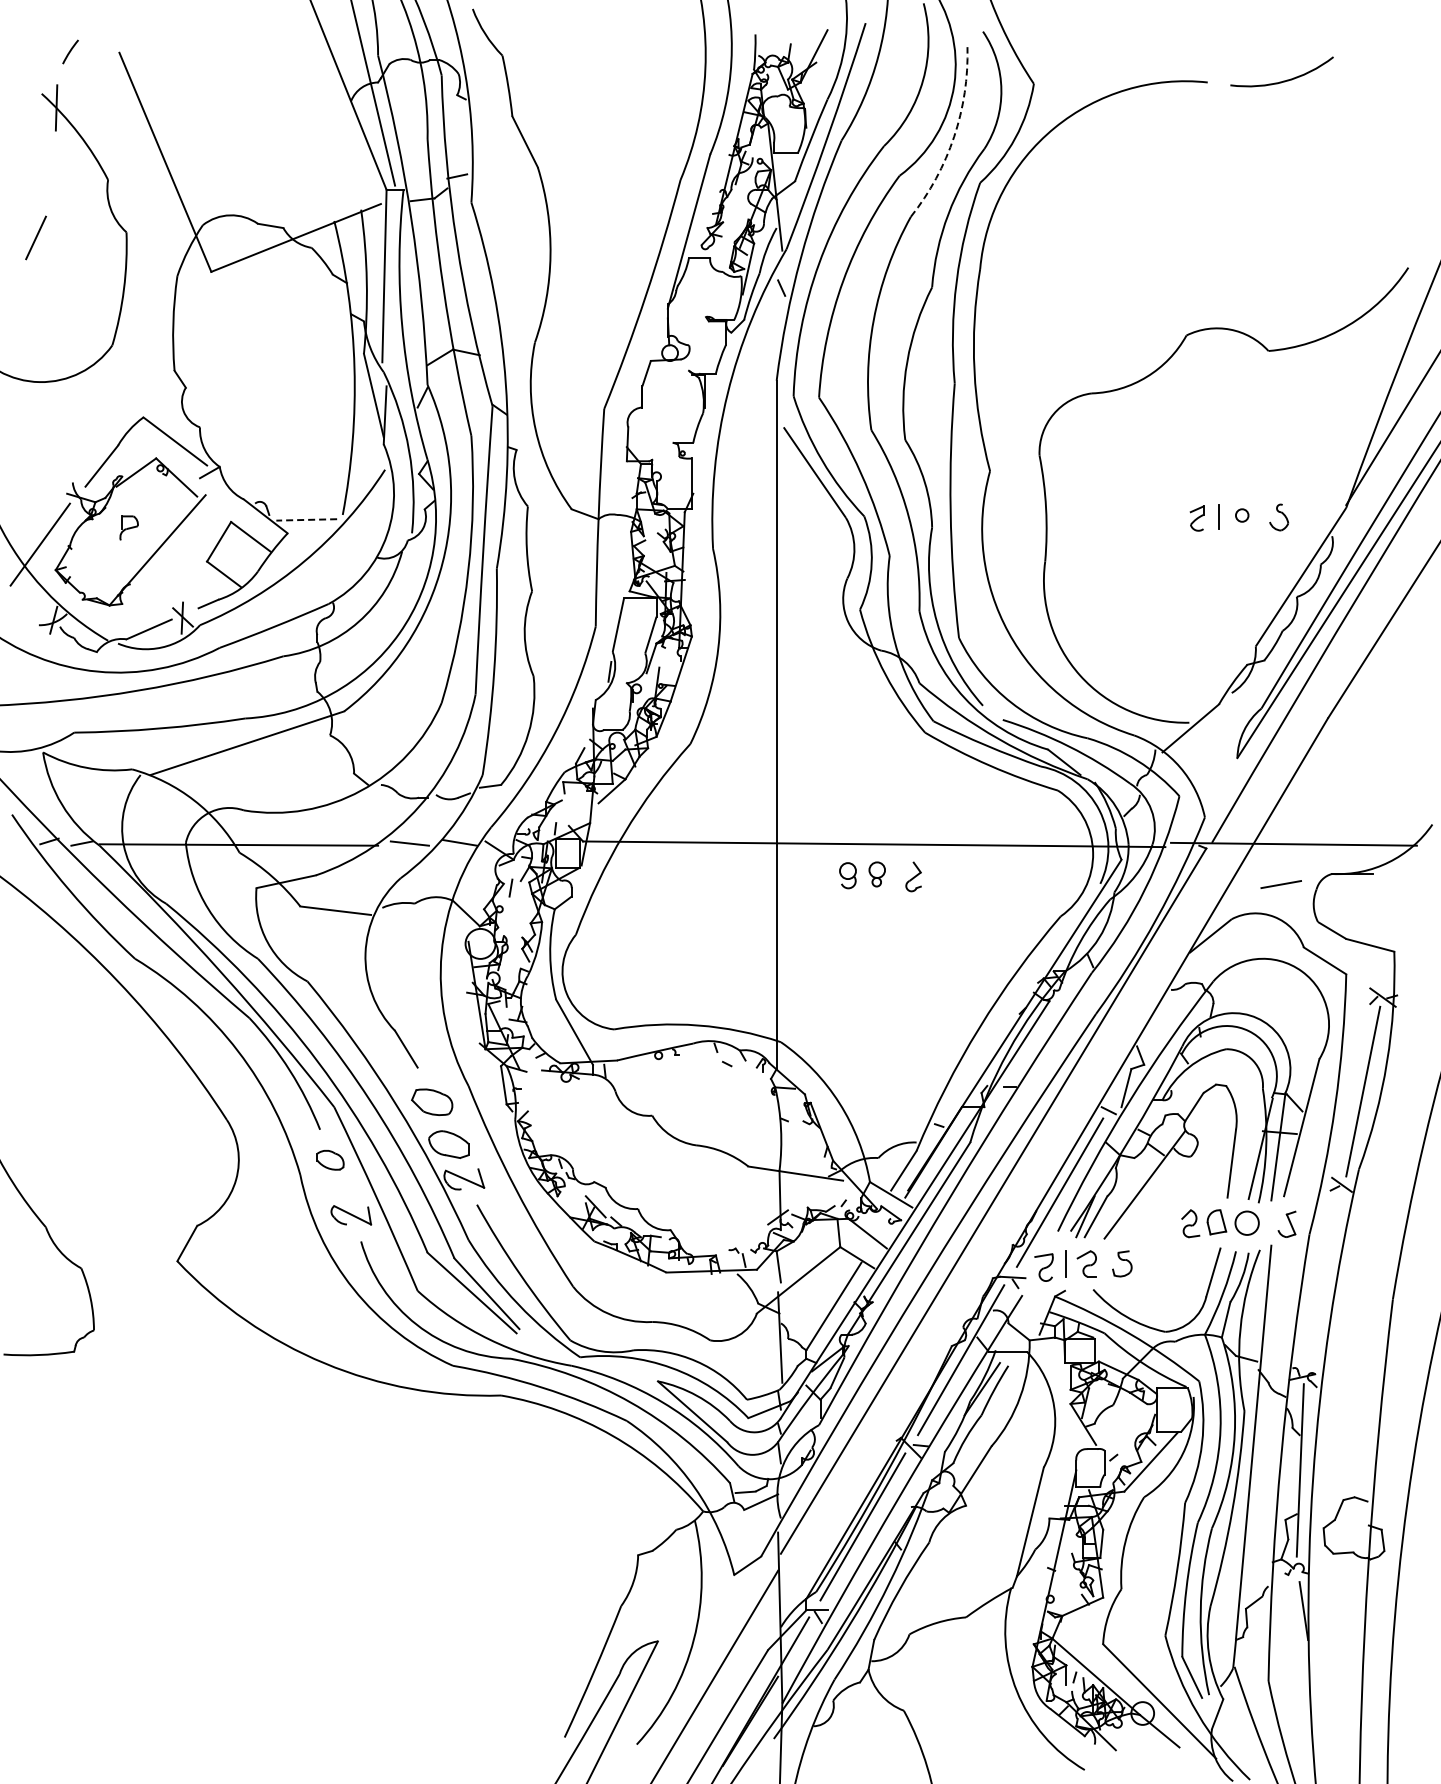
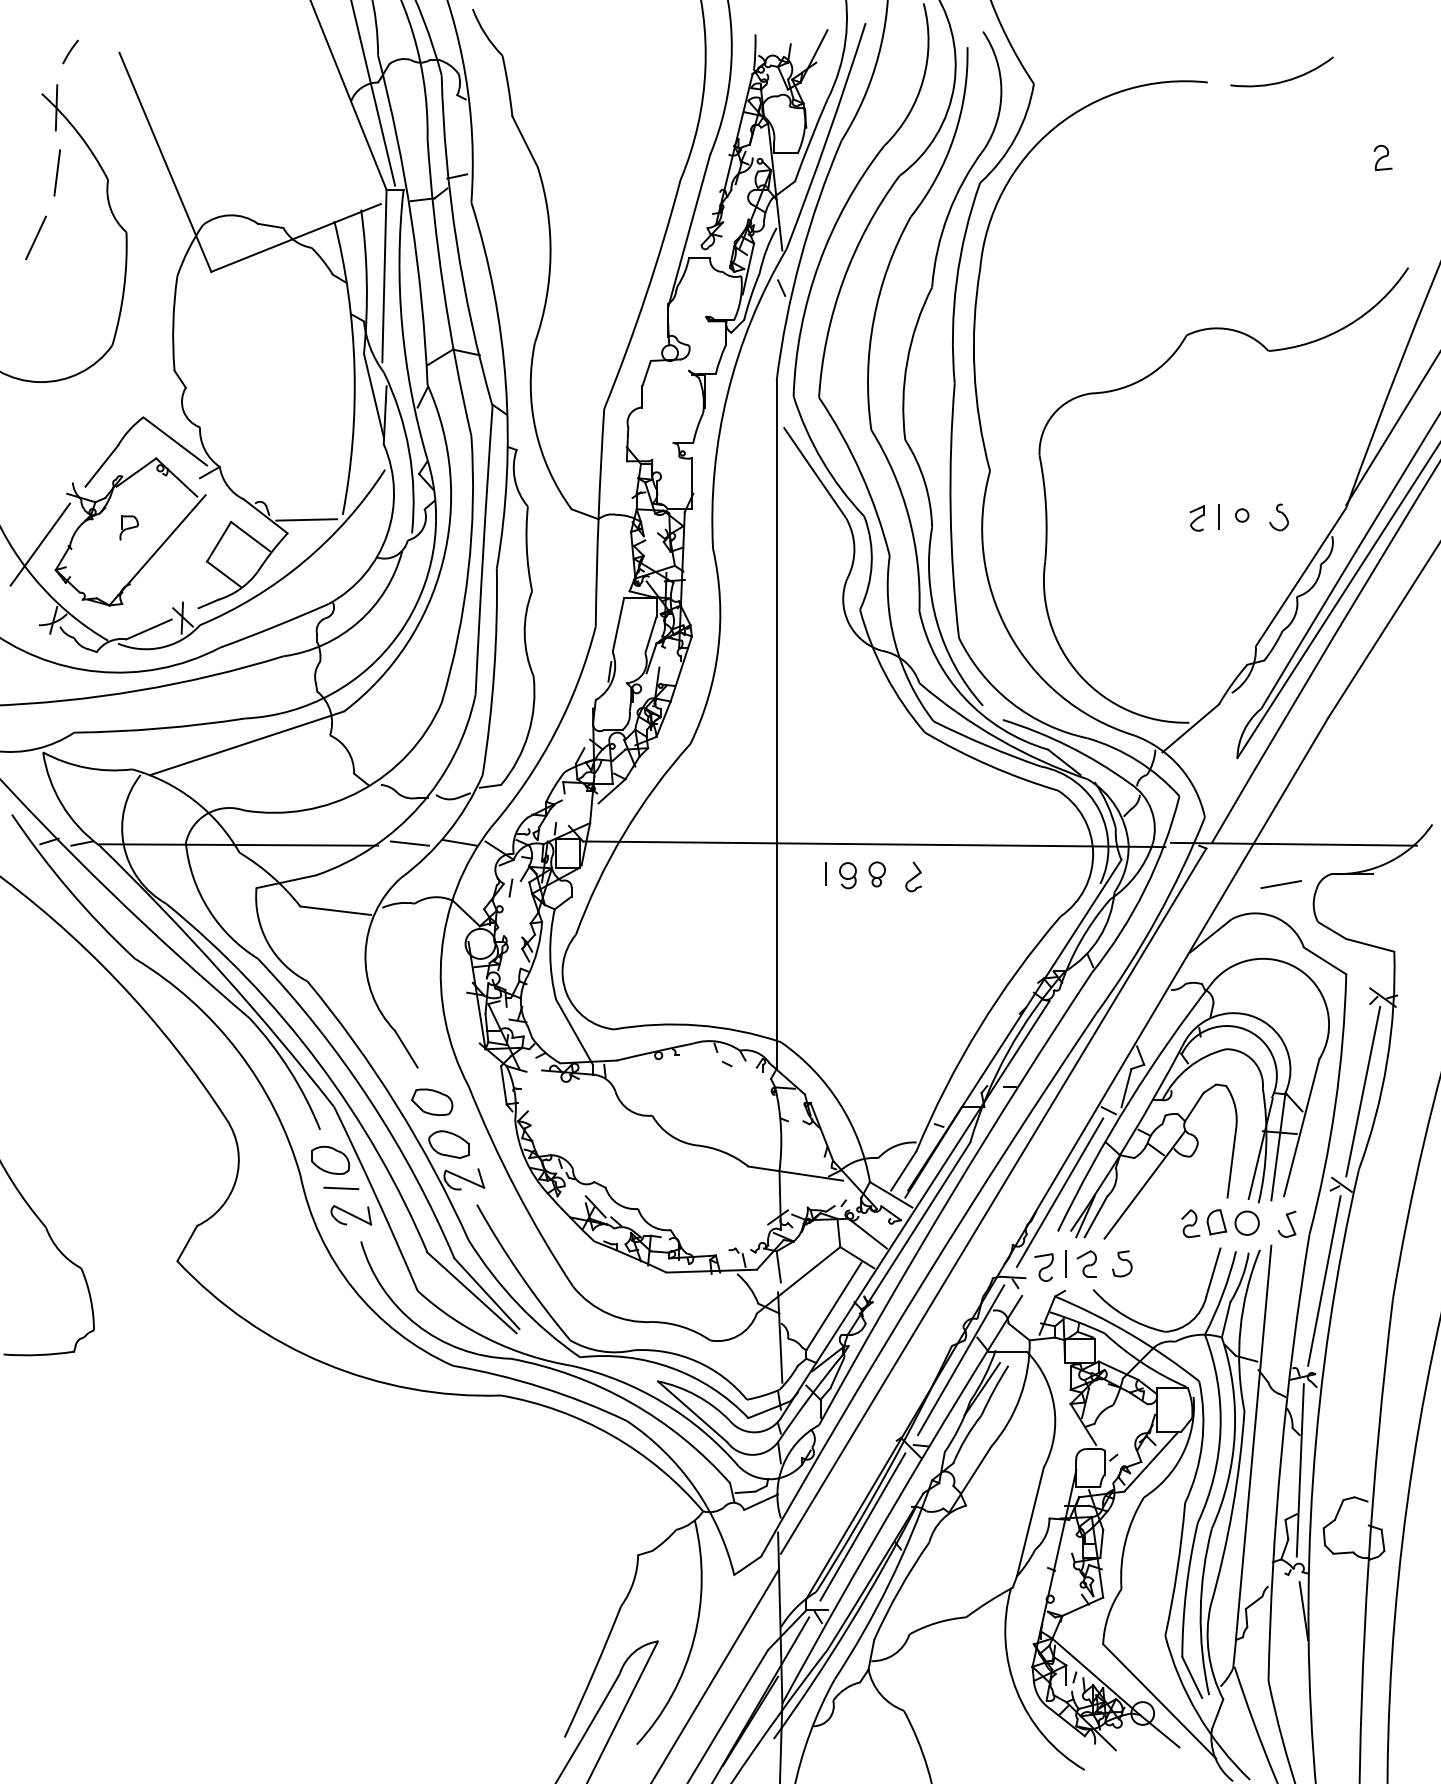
arc: dashed -> solid (954, 136)
part: none -> present (1382, 157)
line: none -> present (57, 172)
line: dashed -> solid (306, 519)
line: none -> present (825, 873)
part size: 29x21 px -> 40x30 px (330, 1159)
line: none -> present (341, 1188)
line: none -> present (1324, 1280)
